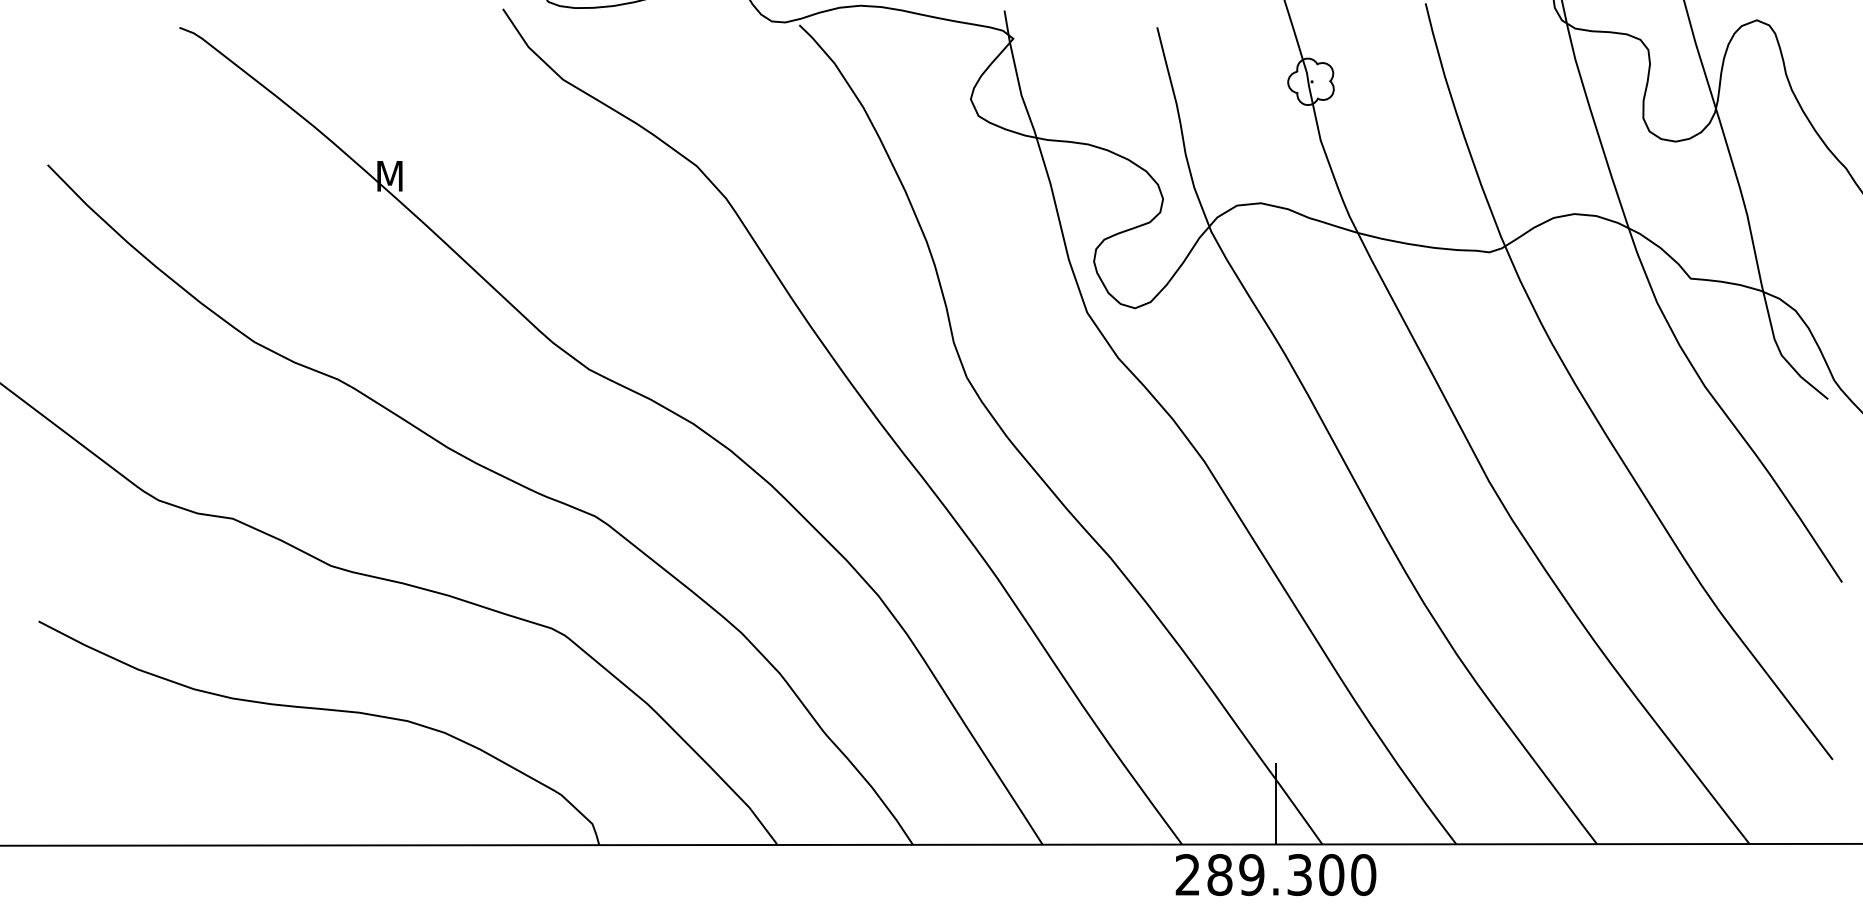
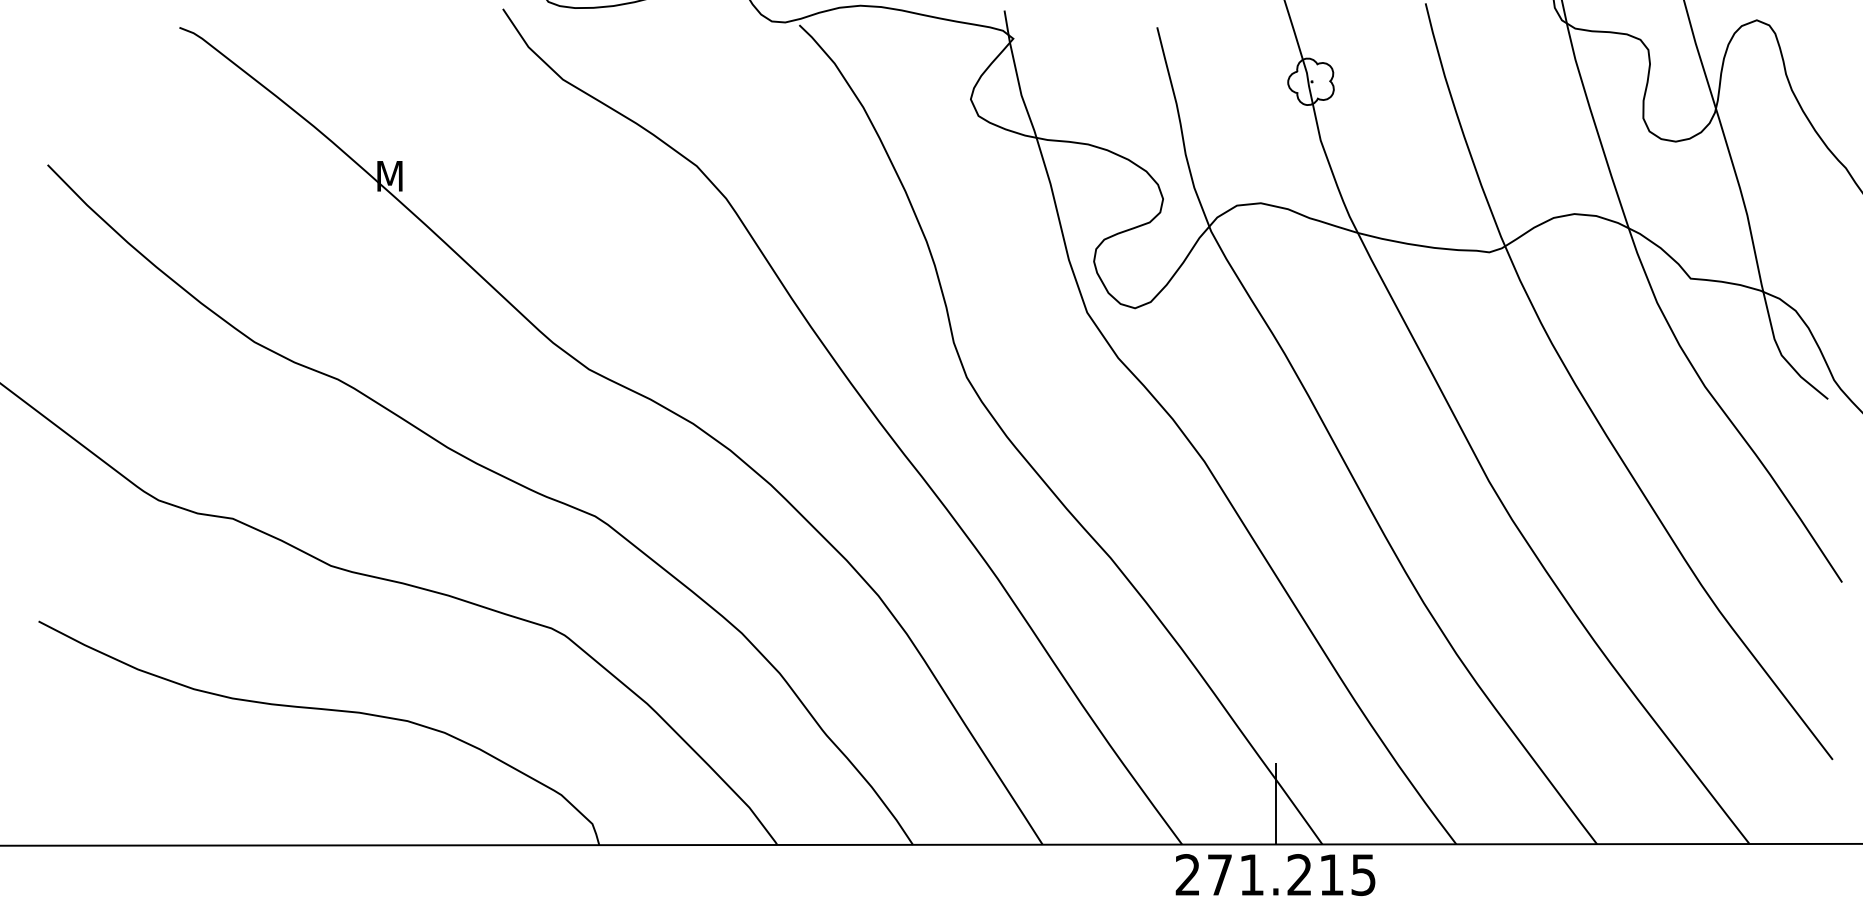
text: 289.300 -> 271.215 (1291, 875)
